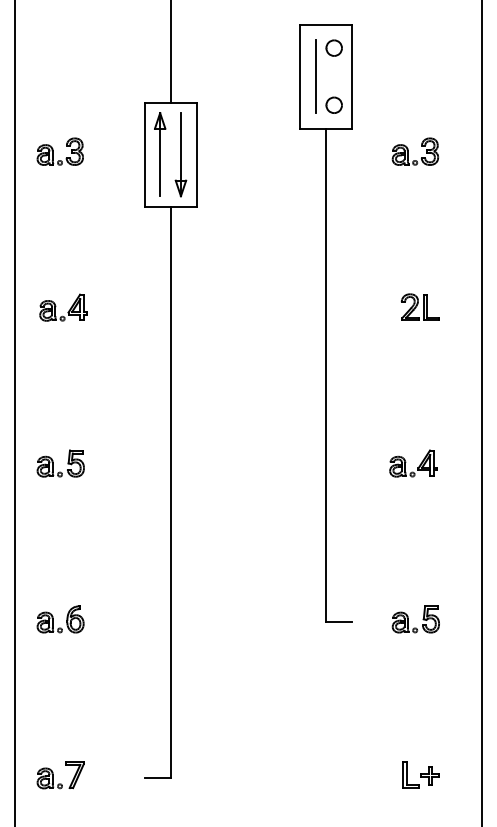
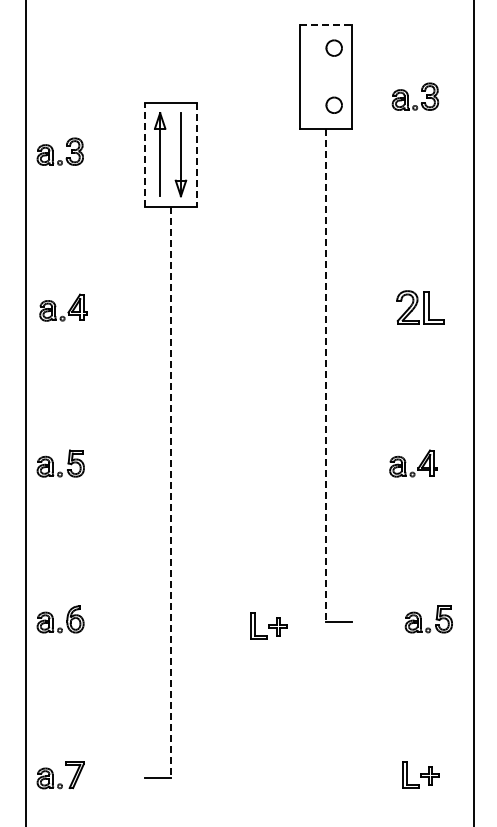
line: solid -> dashed (326, 24)
line: present -> none (170, 52)
line: present -> none (316, 76)
part position: (408, 151) -> (408, 96) (408, 96)
line: solid -> dashed (144, 154)
line: solid -> dashed (196, 154)
part size: 40x28 px -> 49x35 px (420, 307)
line: solid -> dashed (326, 375)
line position: (14, 412) -> (25, 412) (25, 412)
line position: (482, 412) -> (474, 412) (474, 412)
line: solid -> dashed (170, 492)
part position: (408, 619) -> (421, 619) (421, 619)
part: none -> present (268, 625)
